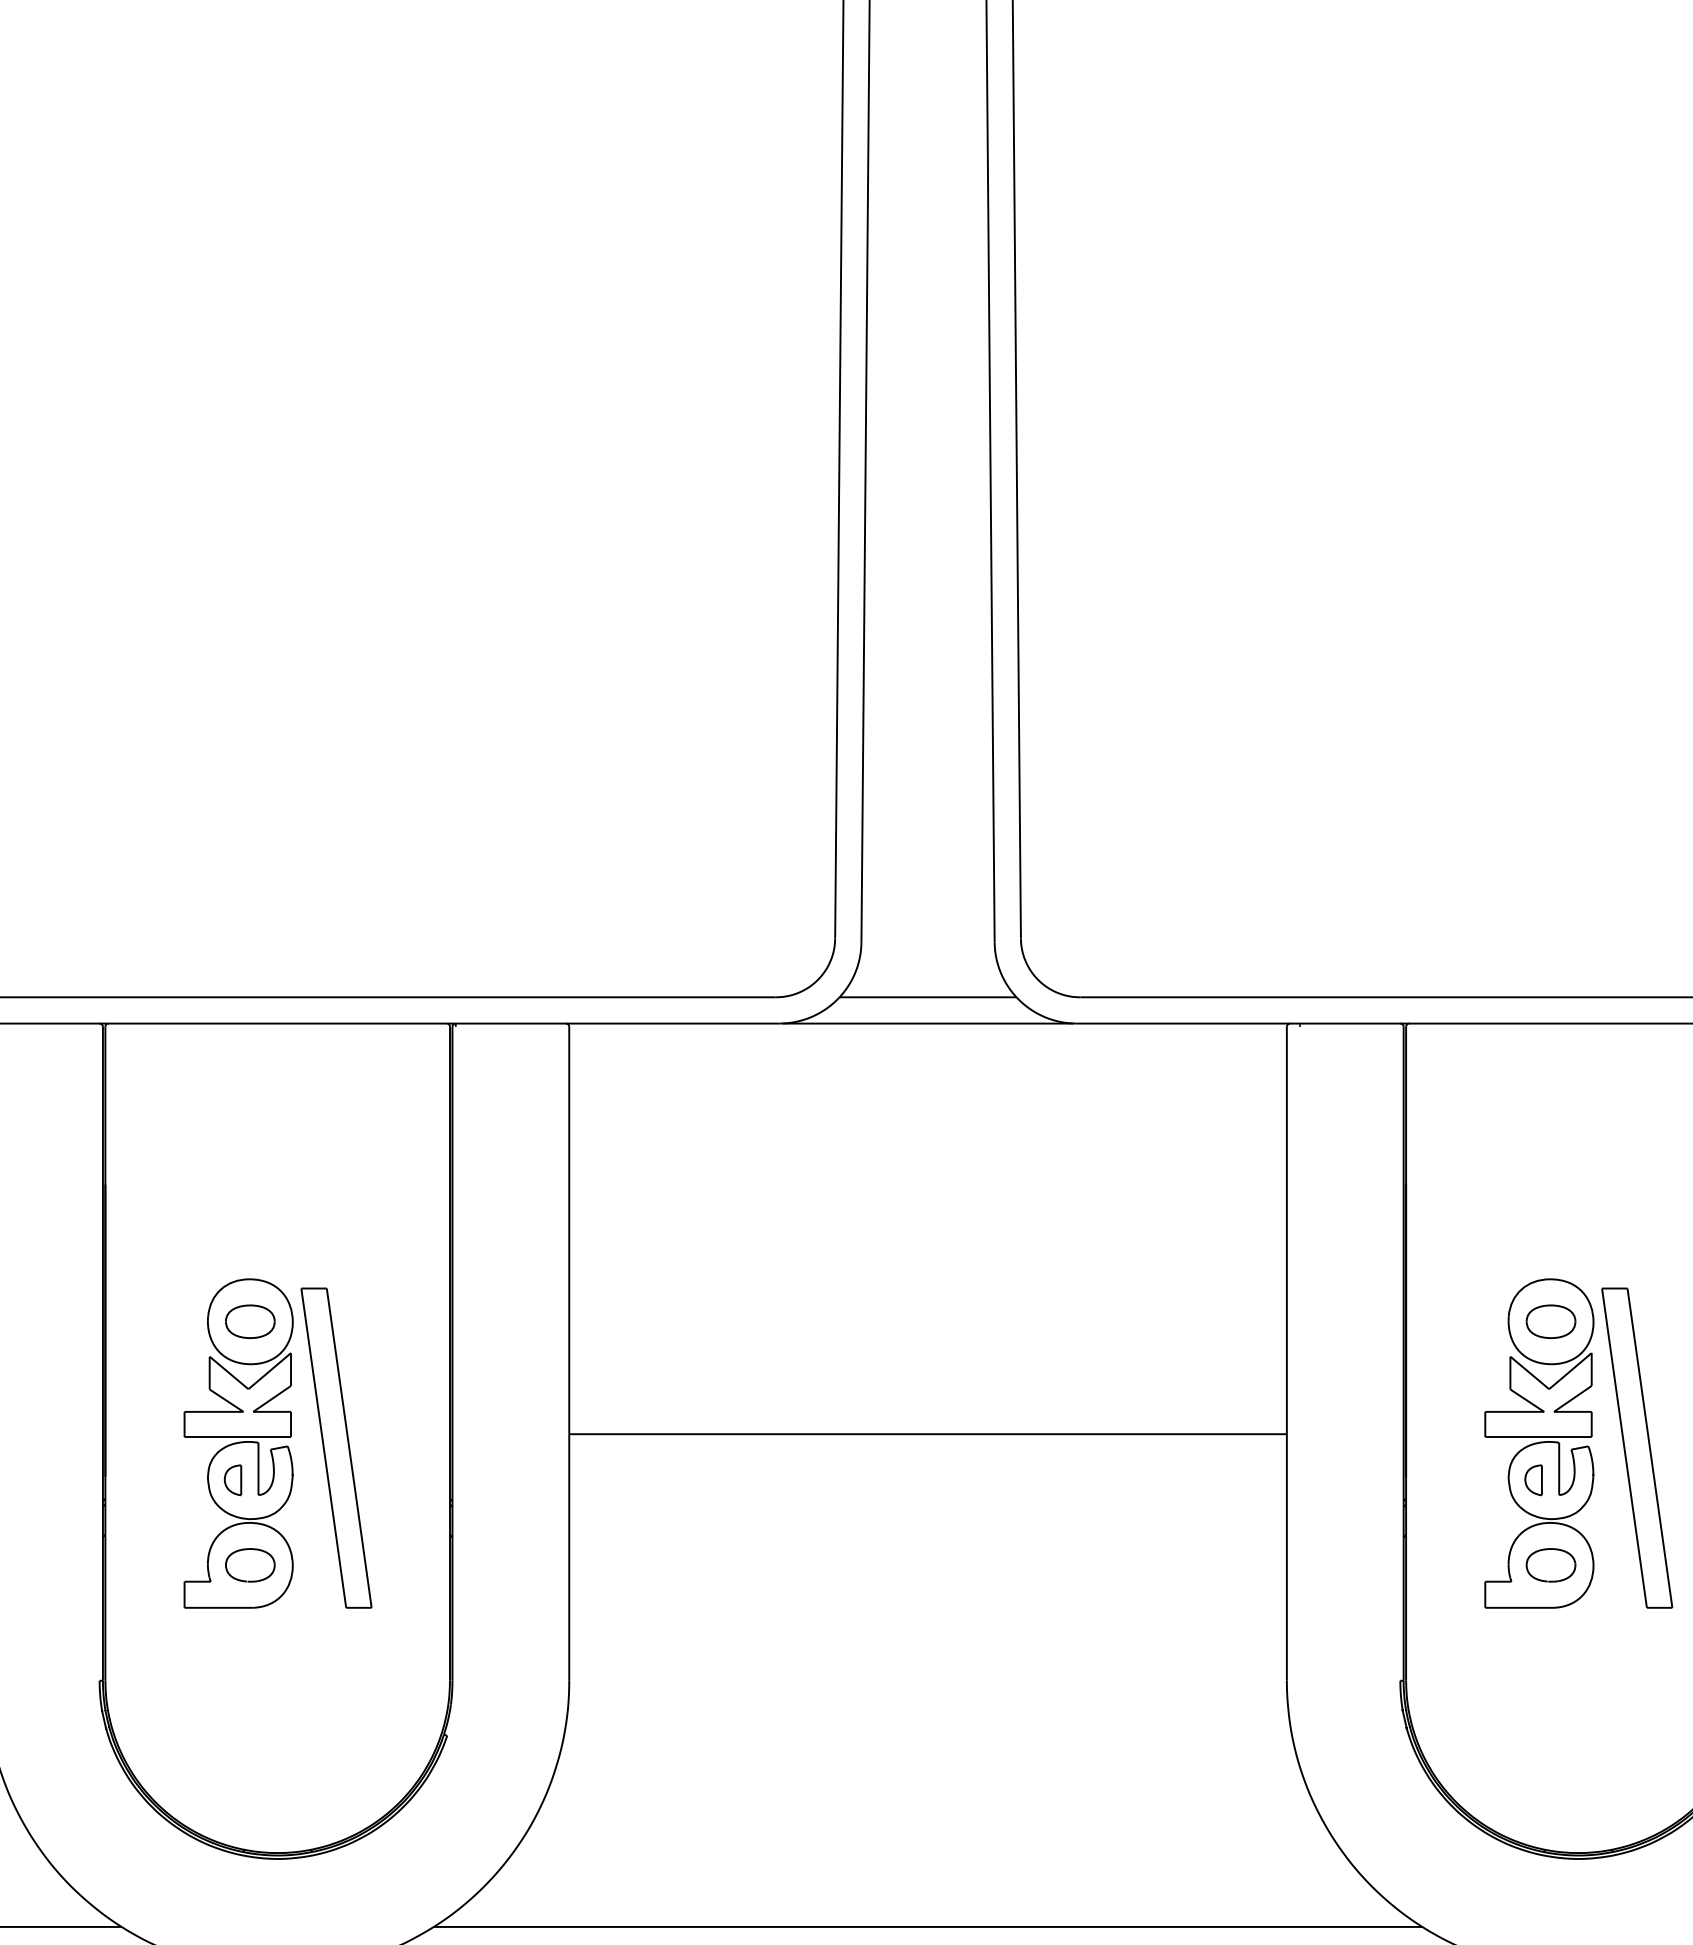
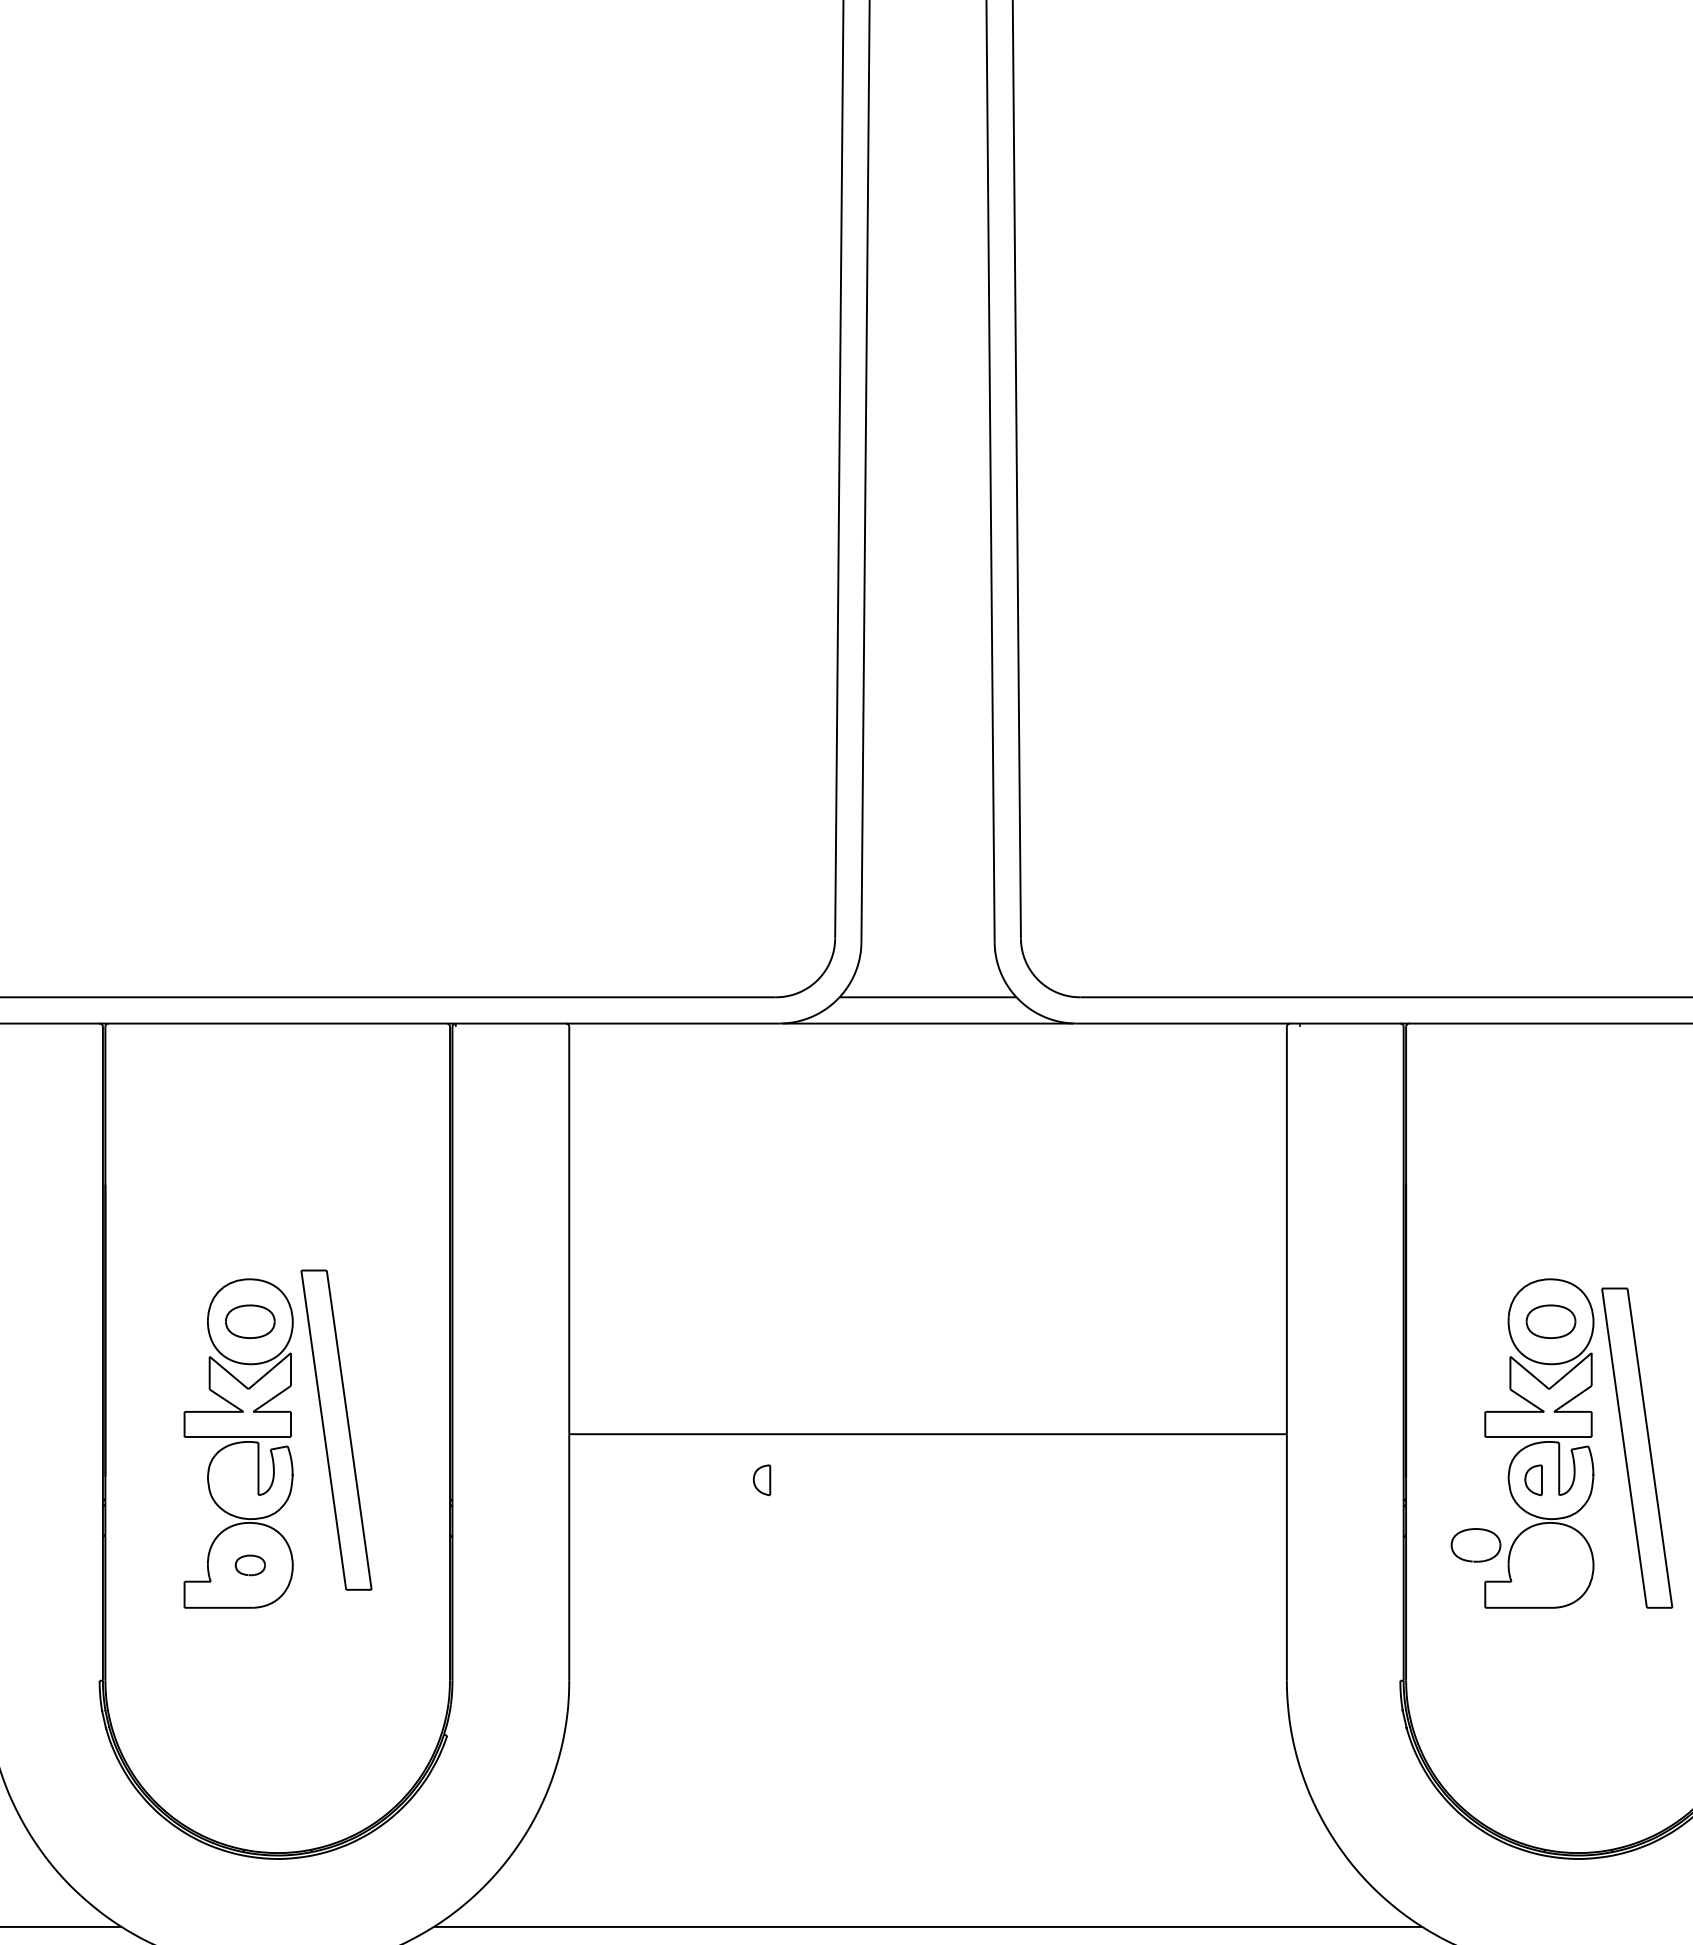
part position: (336, 1447) -> (336, 1429) (336, 1429)
part position: (232, 1480) -> (761, 1480) (761, 1480)
part size: 51x35 px -> 32x23 px (249, 1565)
part position: (1550, 1565) -> (1475, 1545) (1475, 1545)
